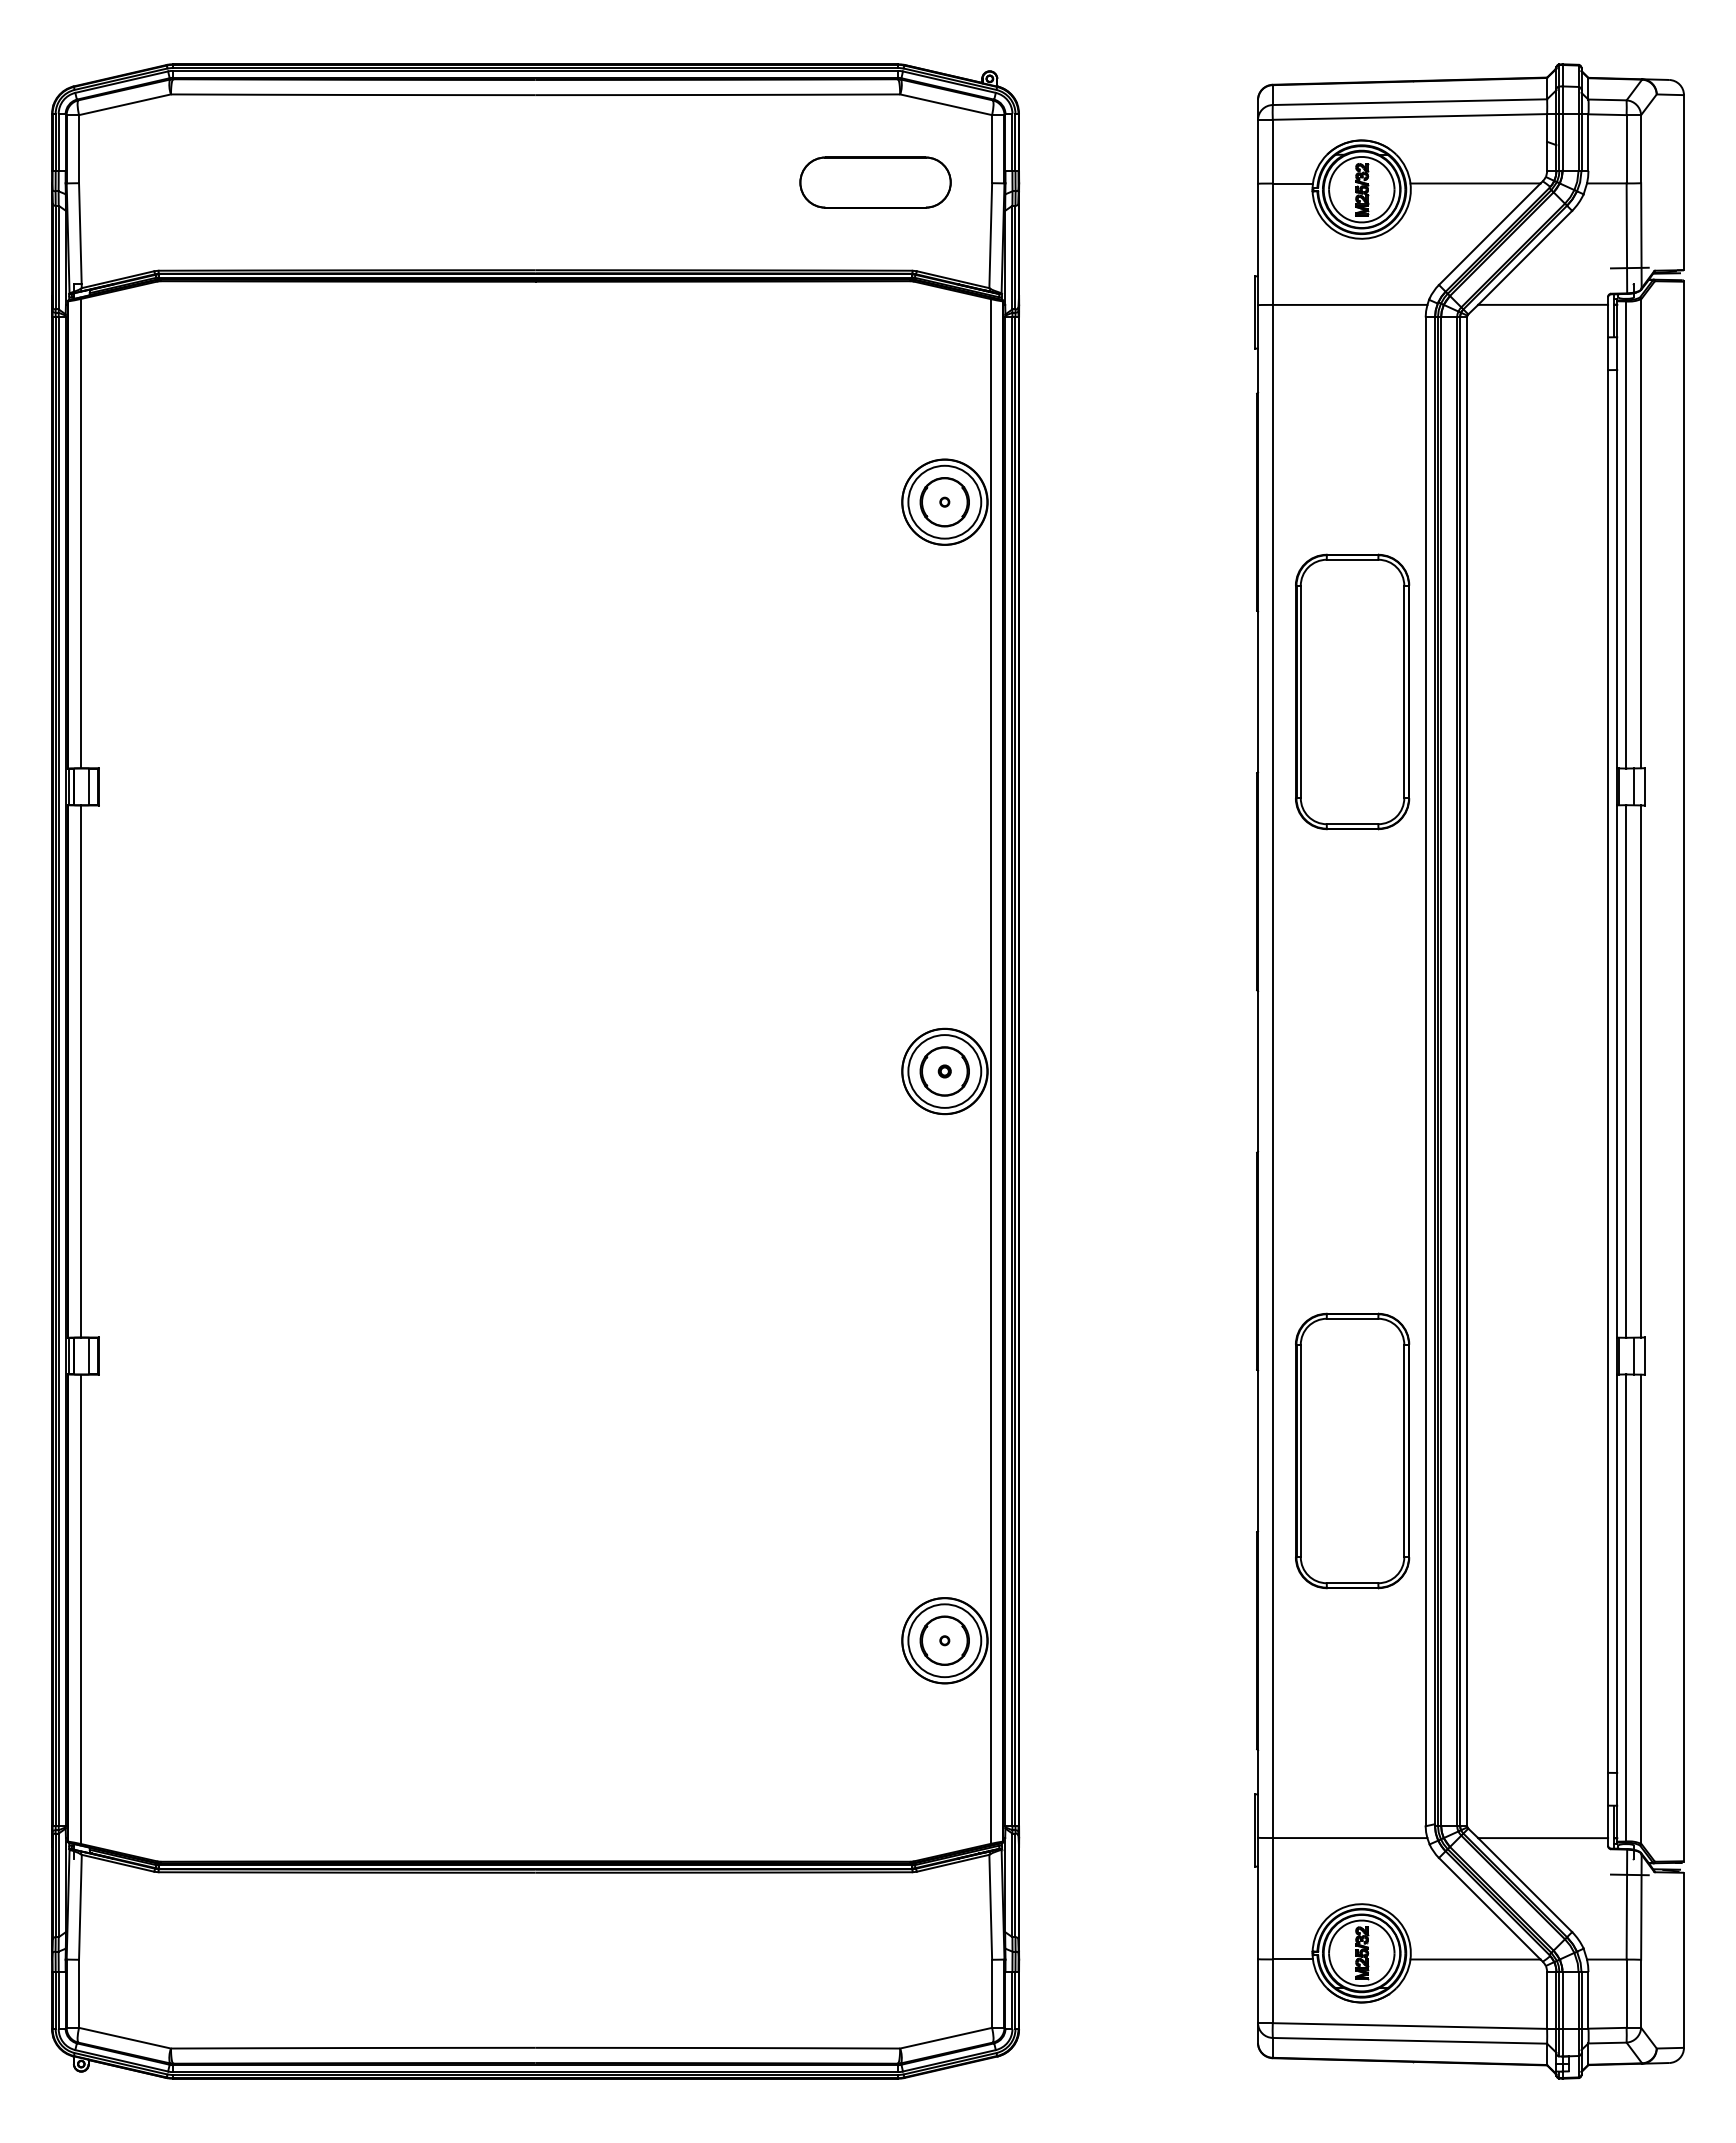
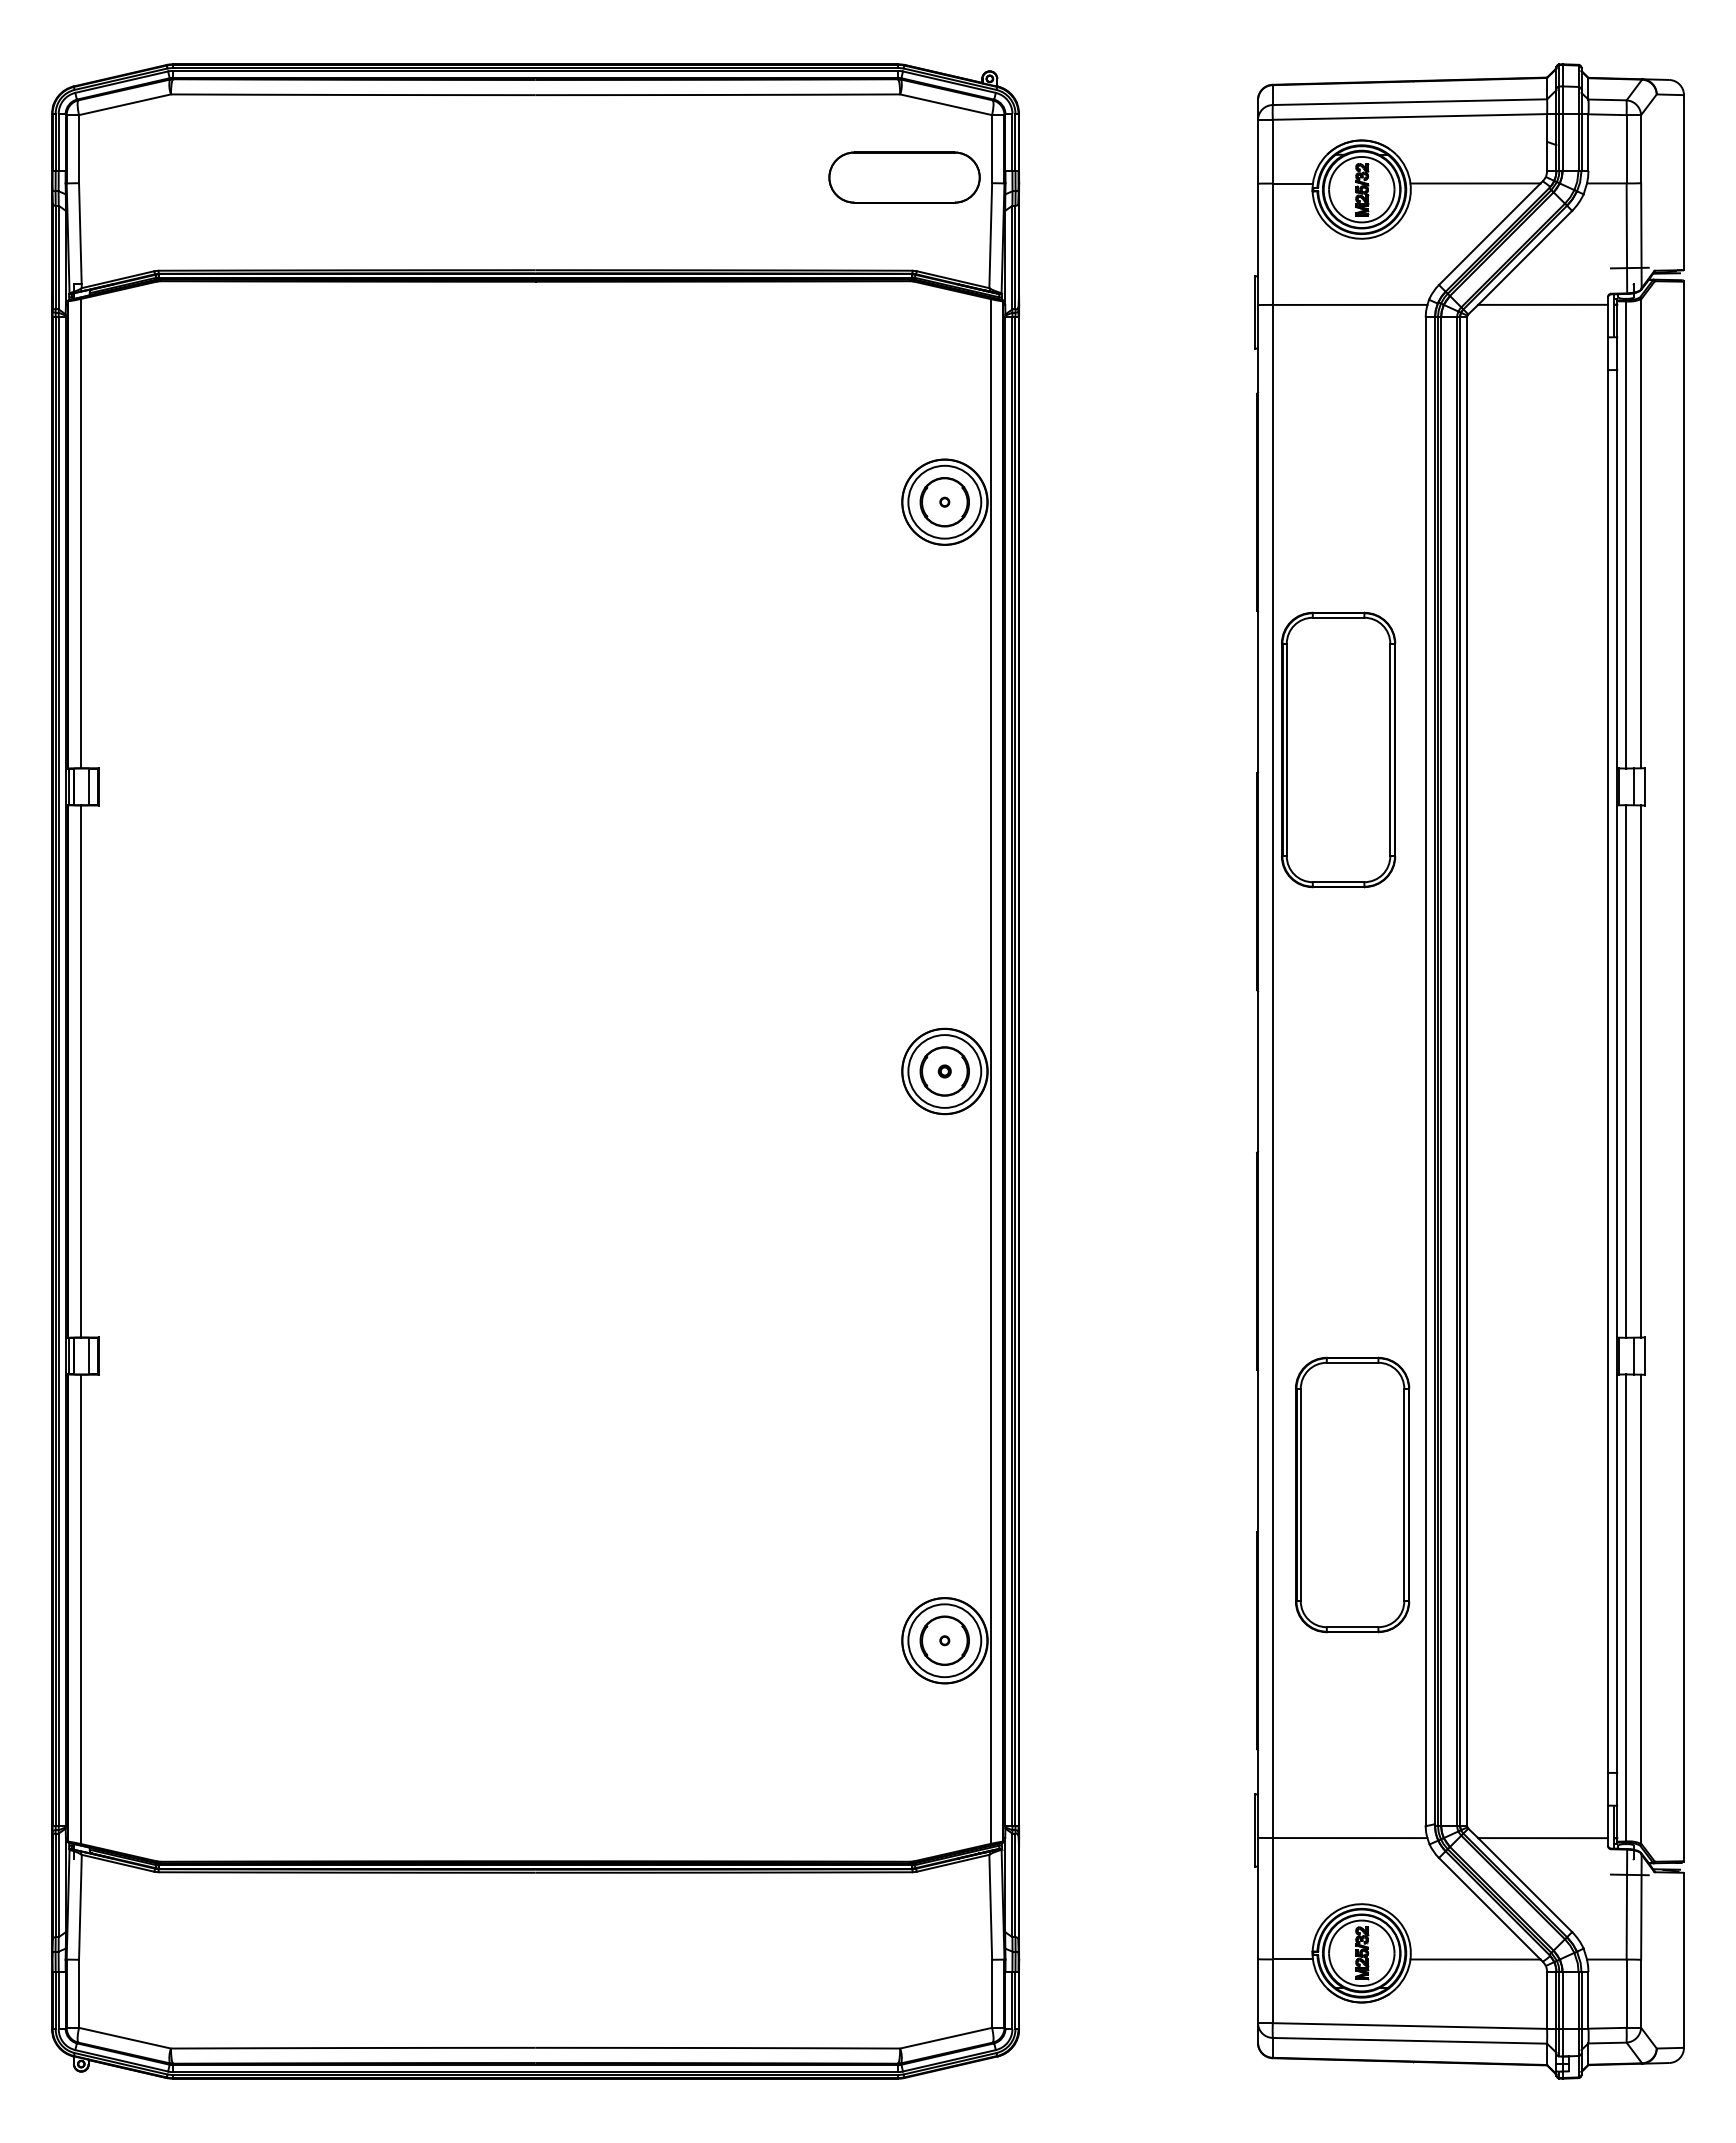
part position: (875, 182) -> (904, 177) (904, 177)
part position: (1352, 691) -> (1338, 749) (1338, 749)
part position: (1352, 1450) -> (1352, 1494) (1352, 1494)
